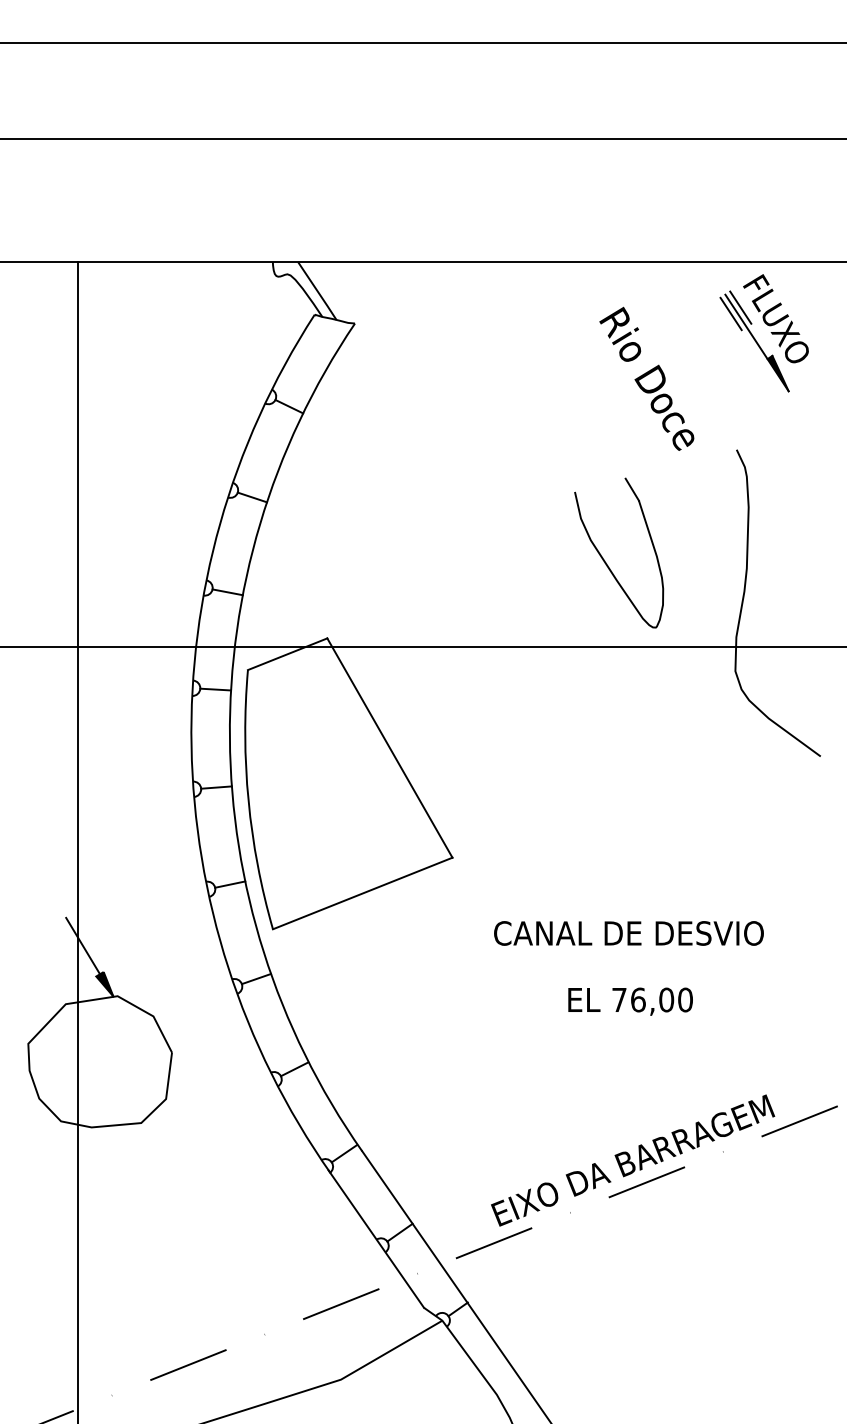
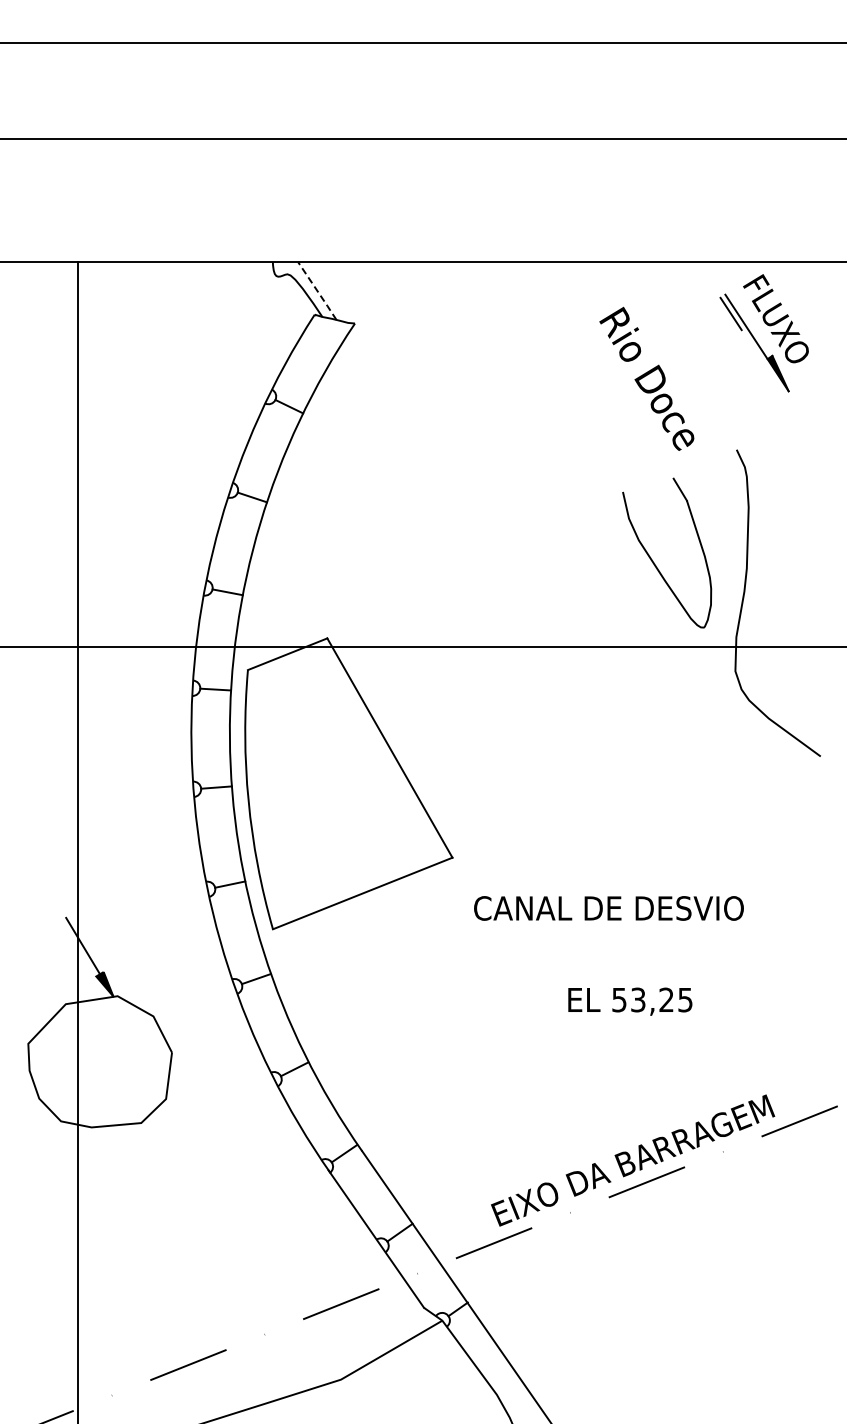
line: solid -> dashed (317, 291)
line: present -> none (740, 307)
part position: (606, 562) -> (654, 562) (654, 562)
text position: (628, 933) -> (608, 908) (608, 908)
text: 76,00 -> 53,25 (652, 999)
